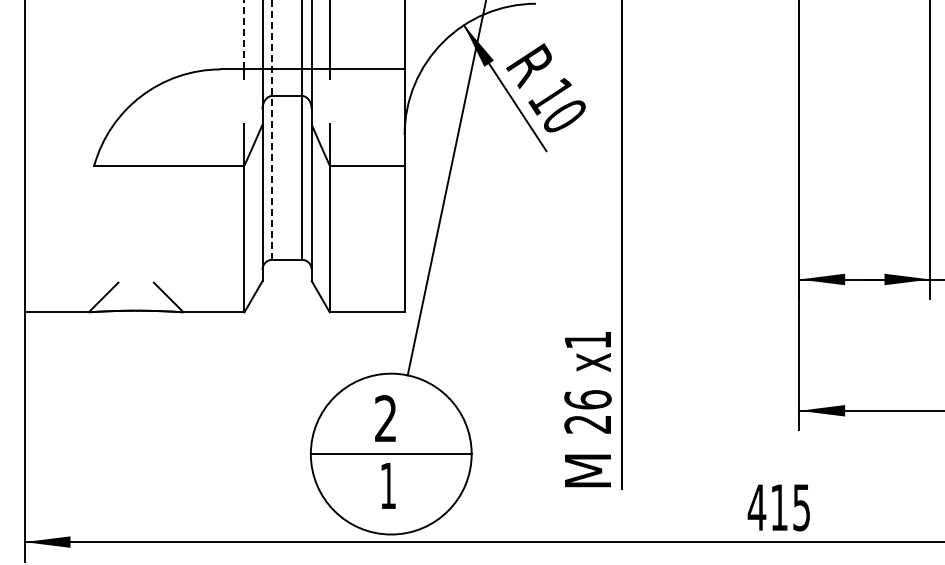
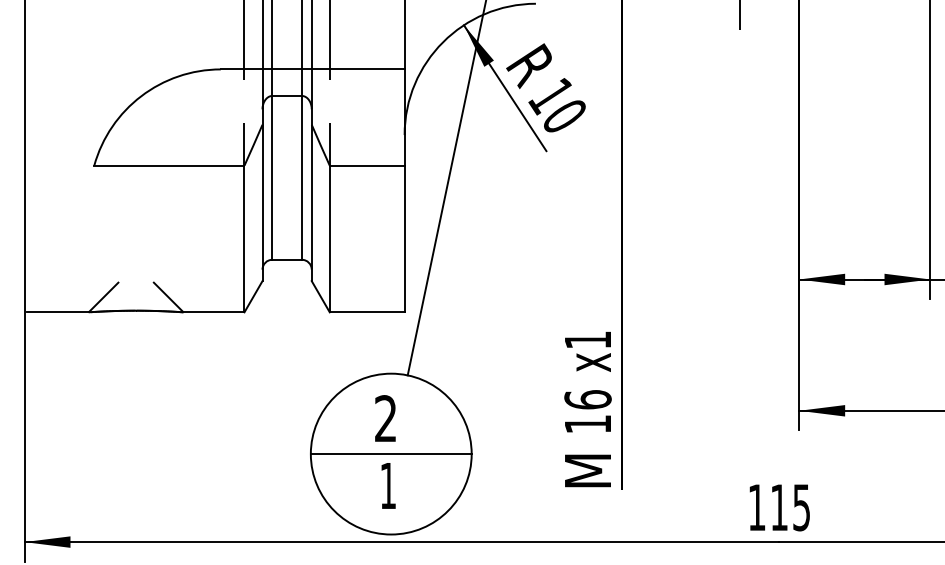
line: none -> present (740, 15)
line: dashed -> solid (244, 35)
line: dashed -> solid (272, 129)
text: 26 -> 16 (587, 424)
text: 415 -> 115 (756, 507)
